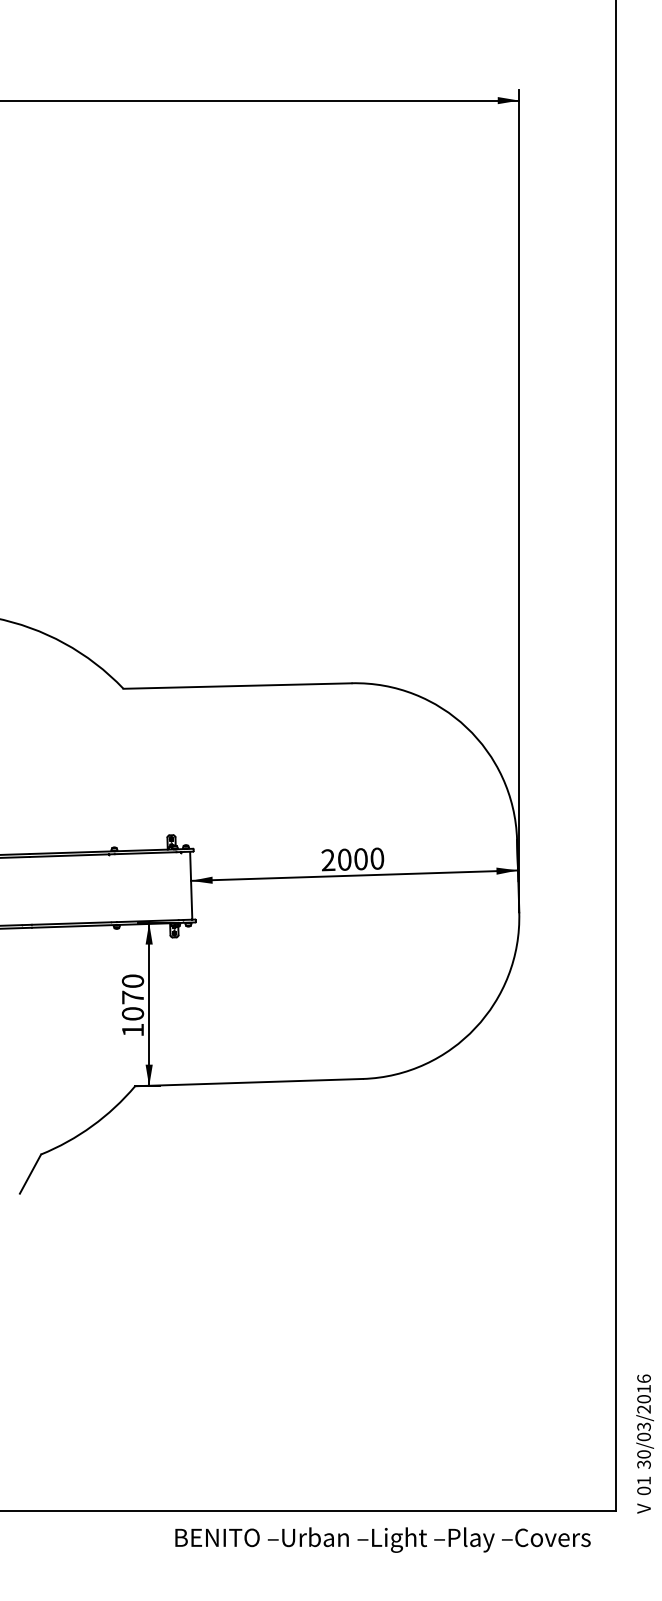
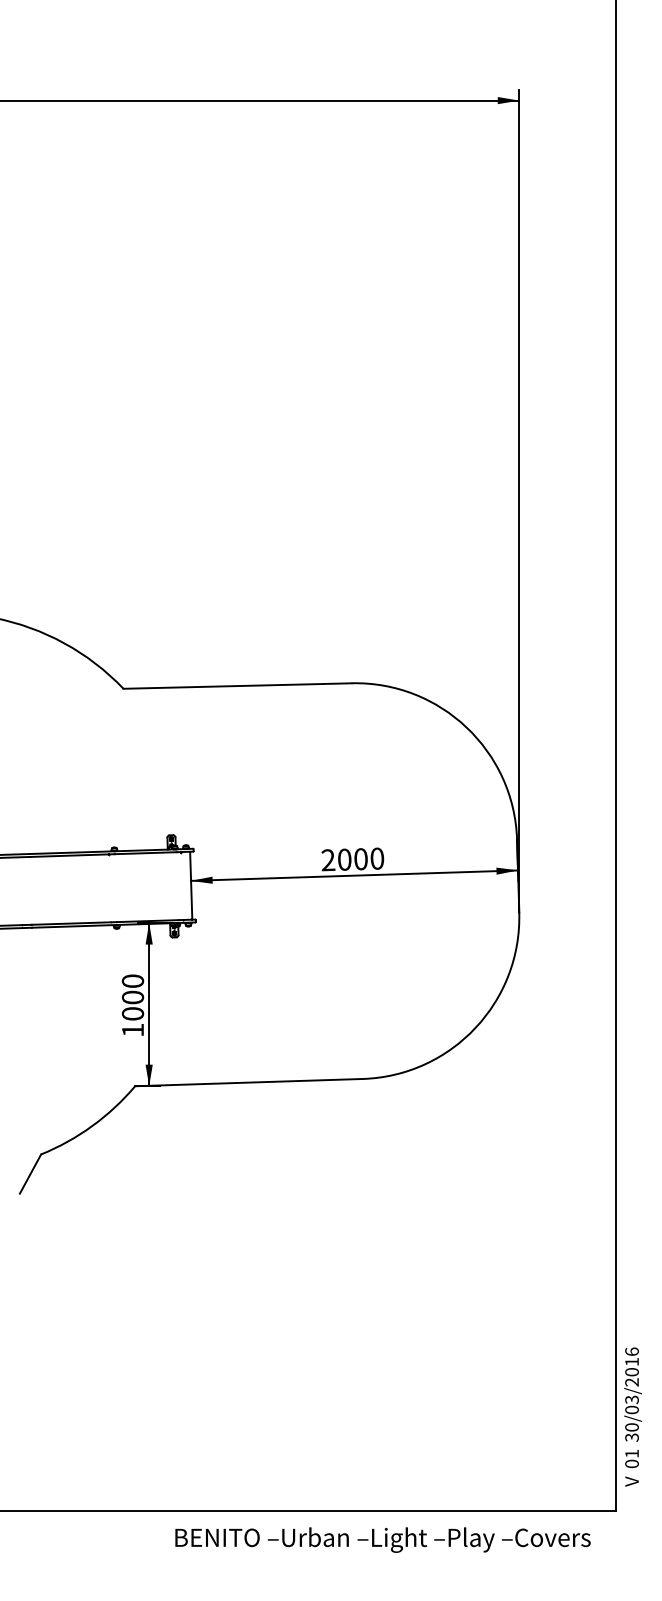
text: 1070 -> 1000 (132, 997)
text position: (644, 1443) -> (632, 1416) (632, 1416)
